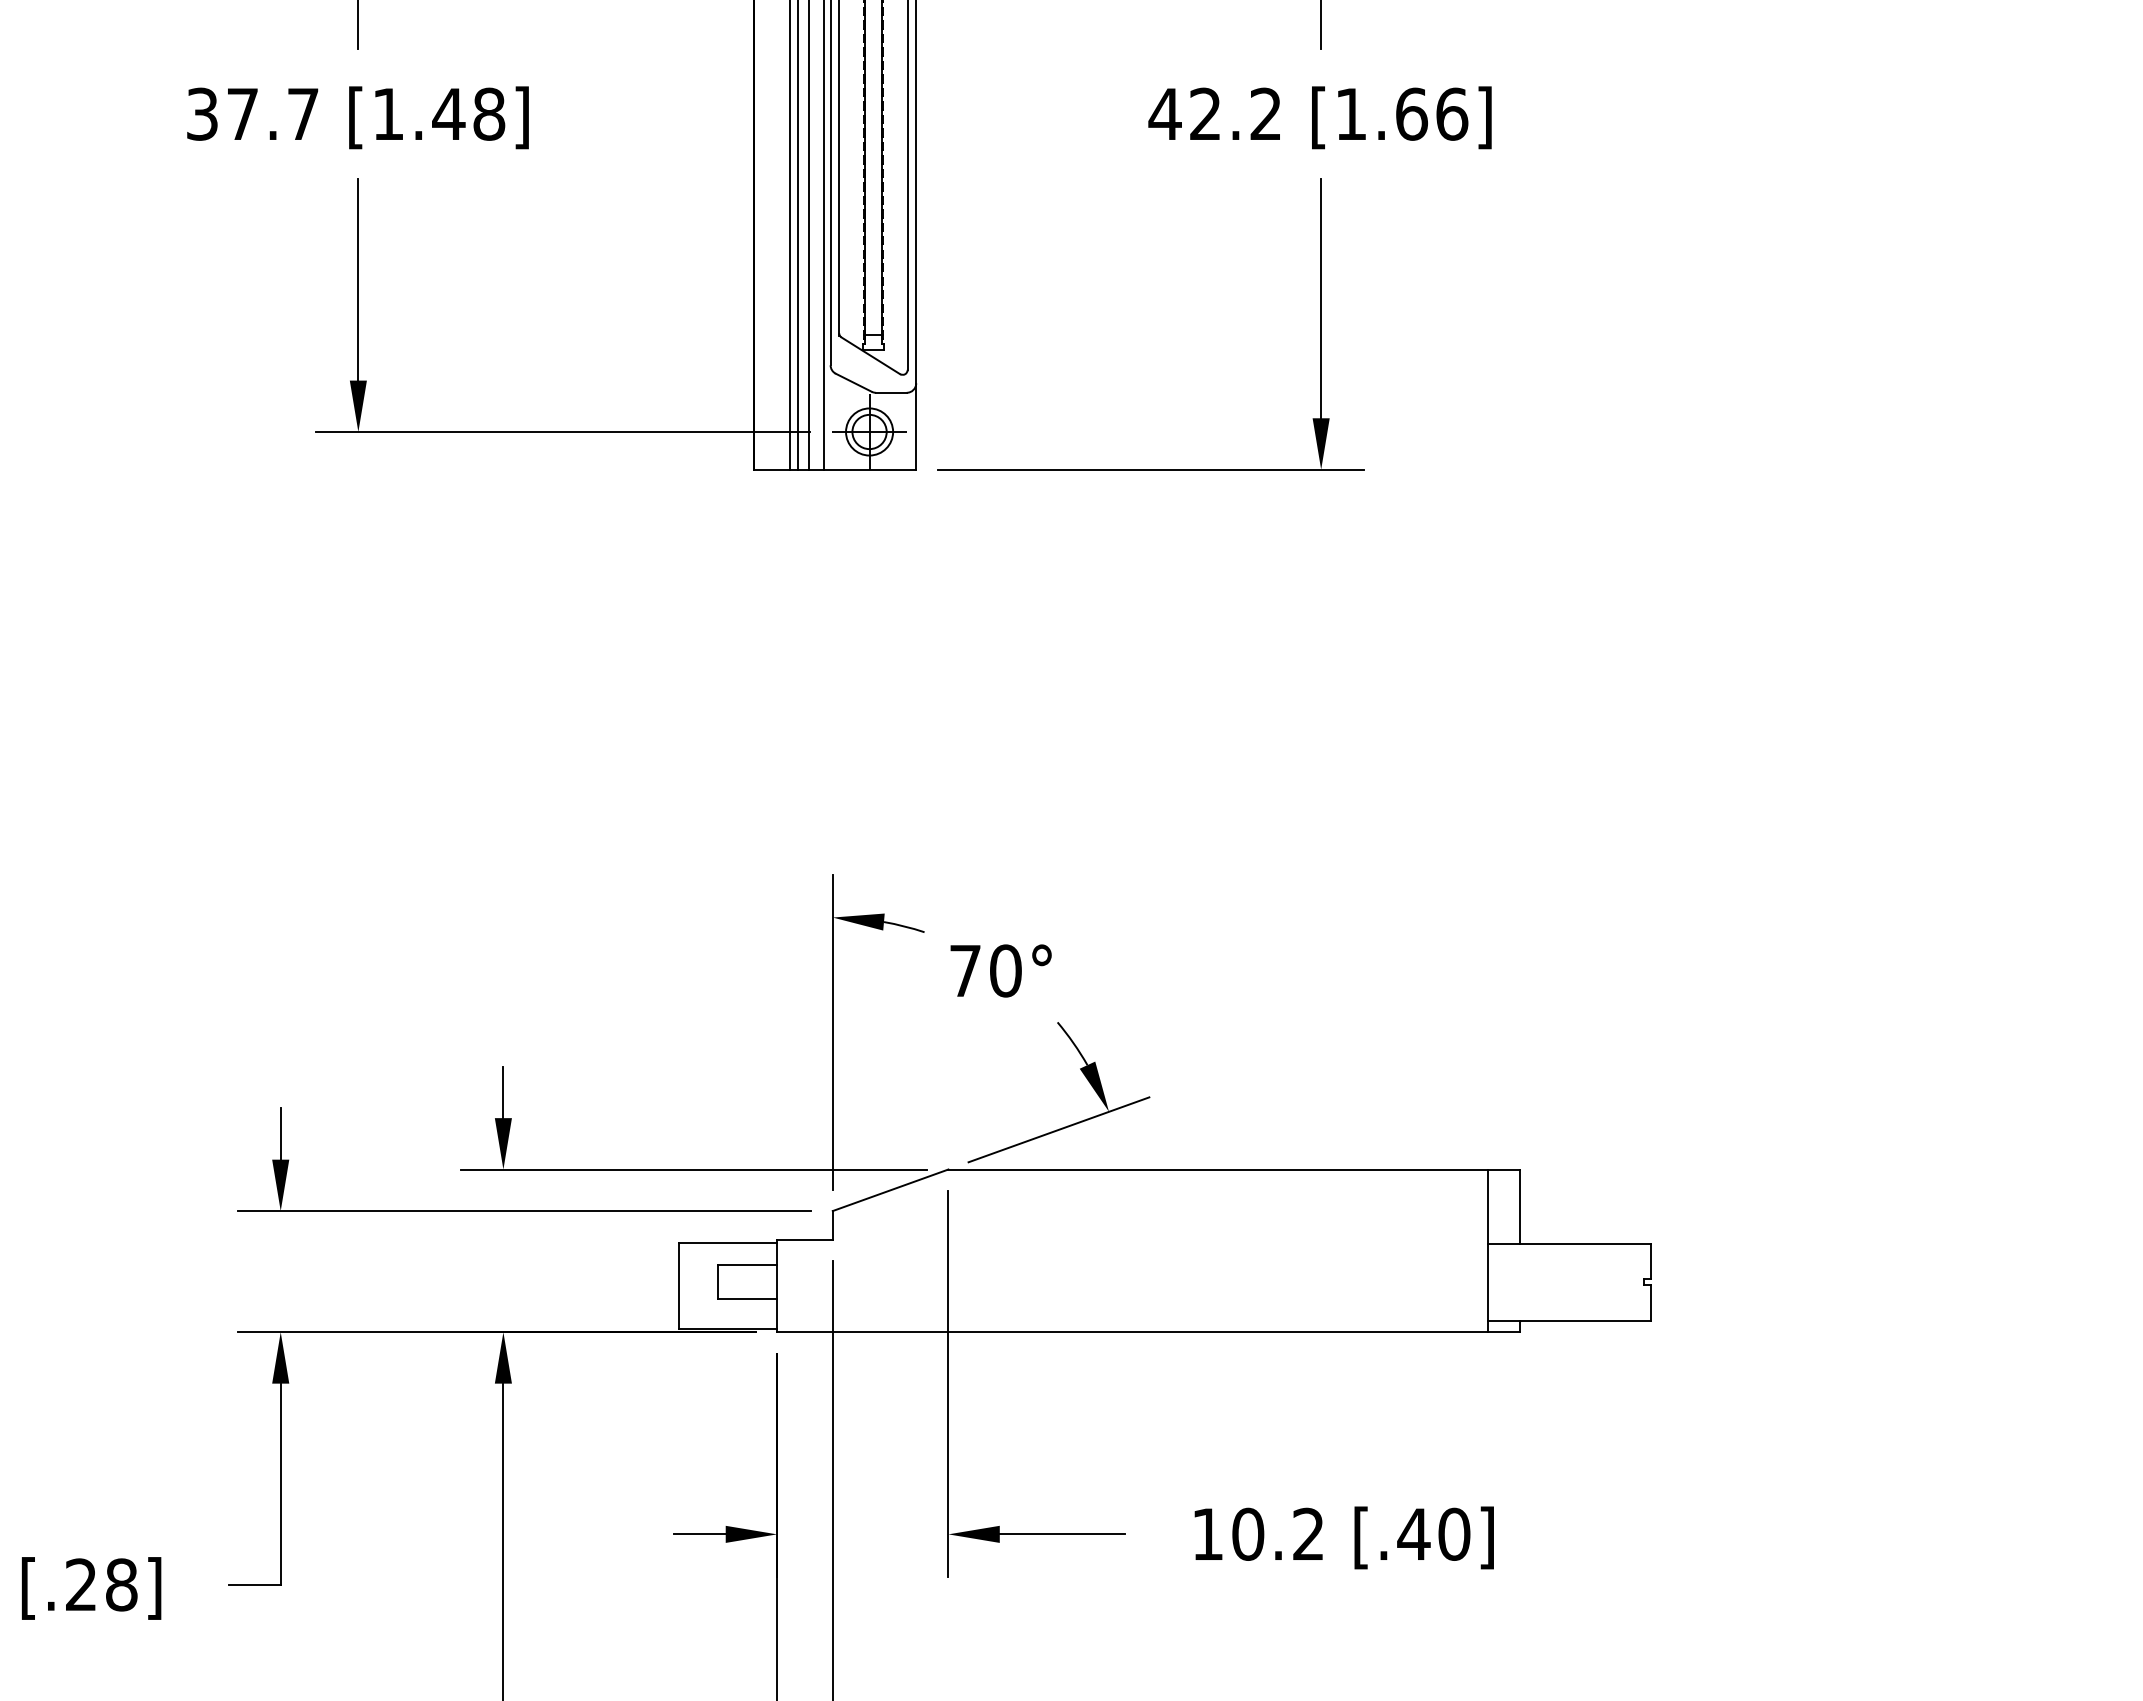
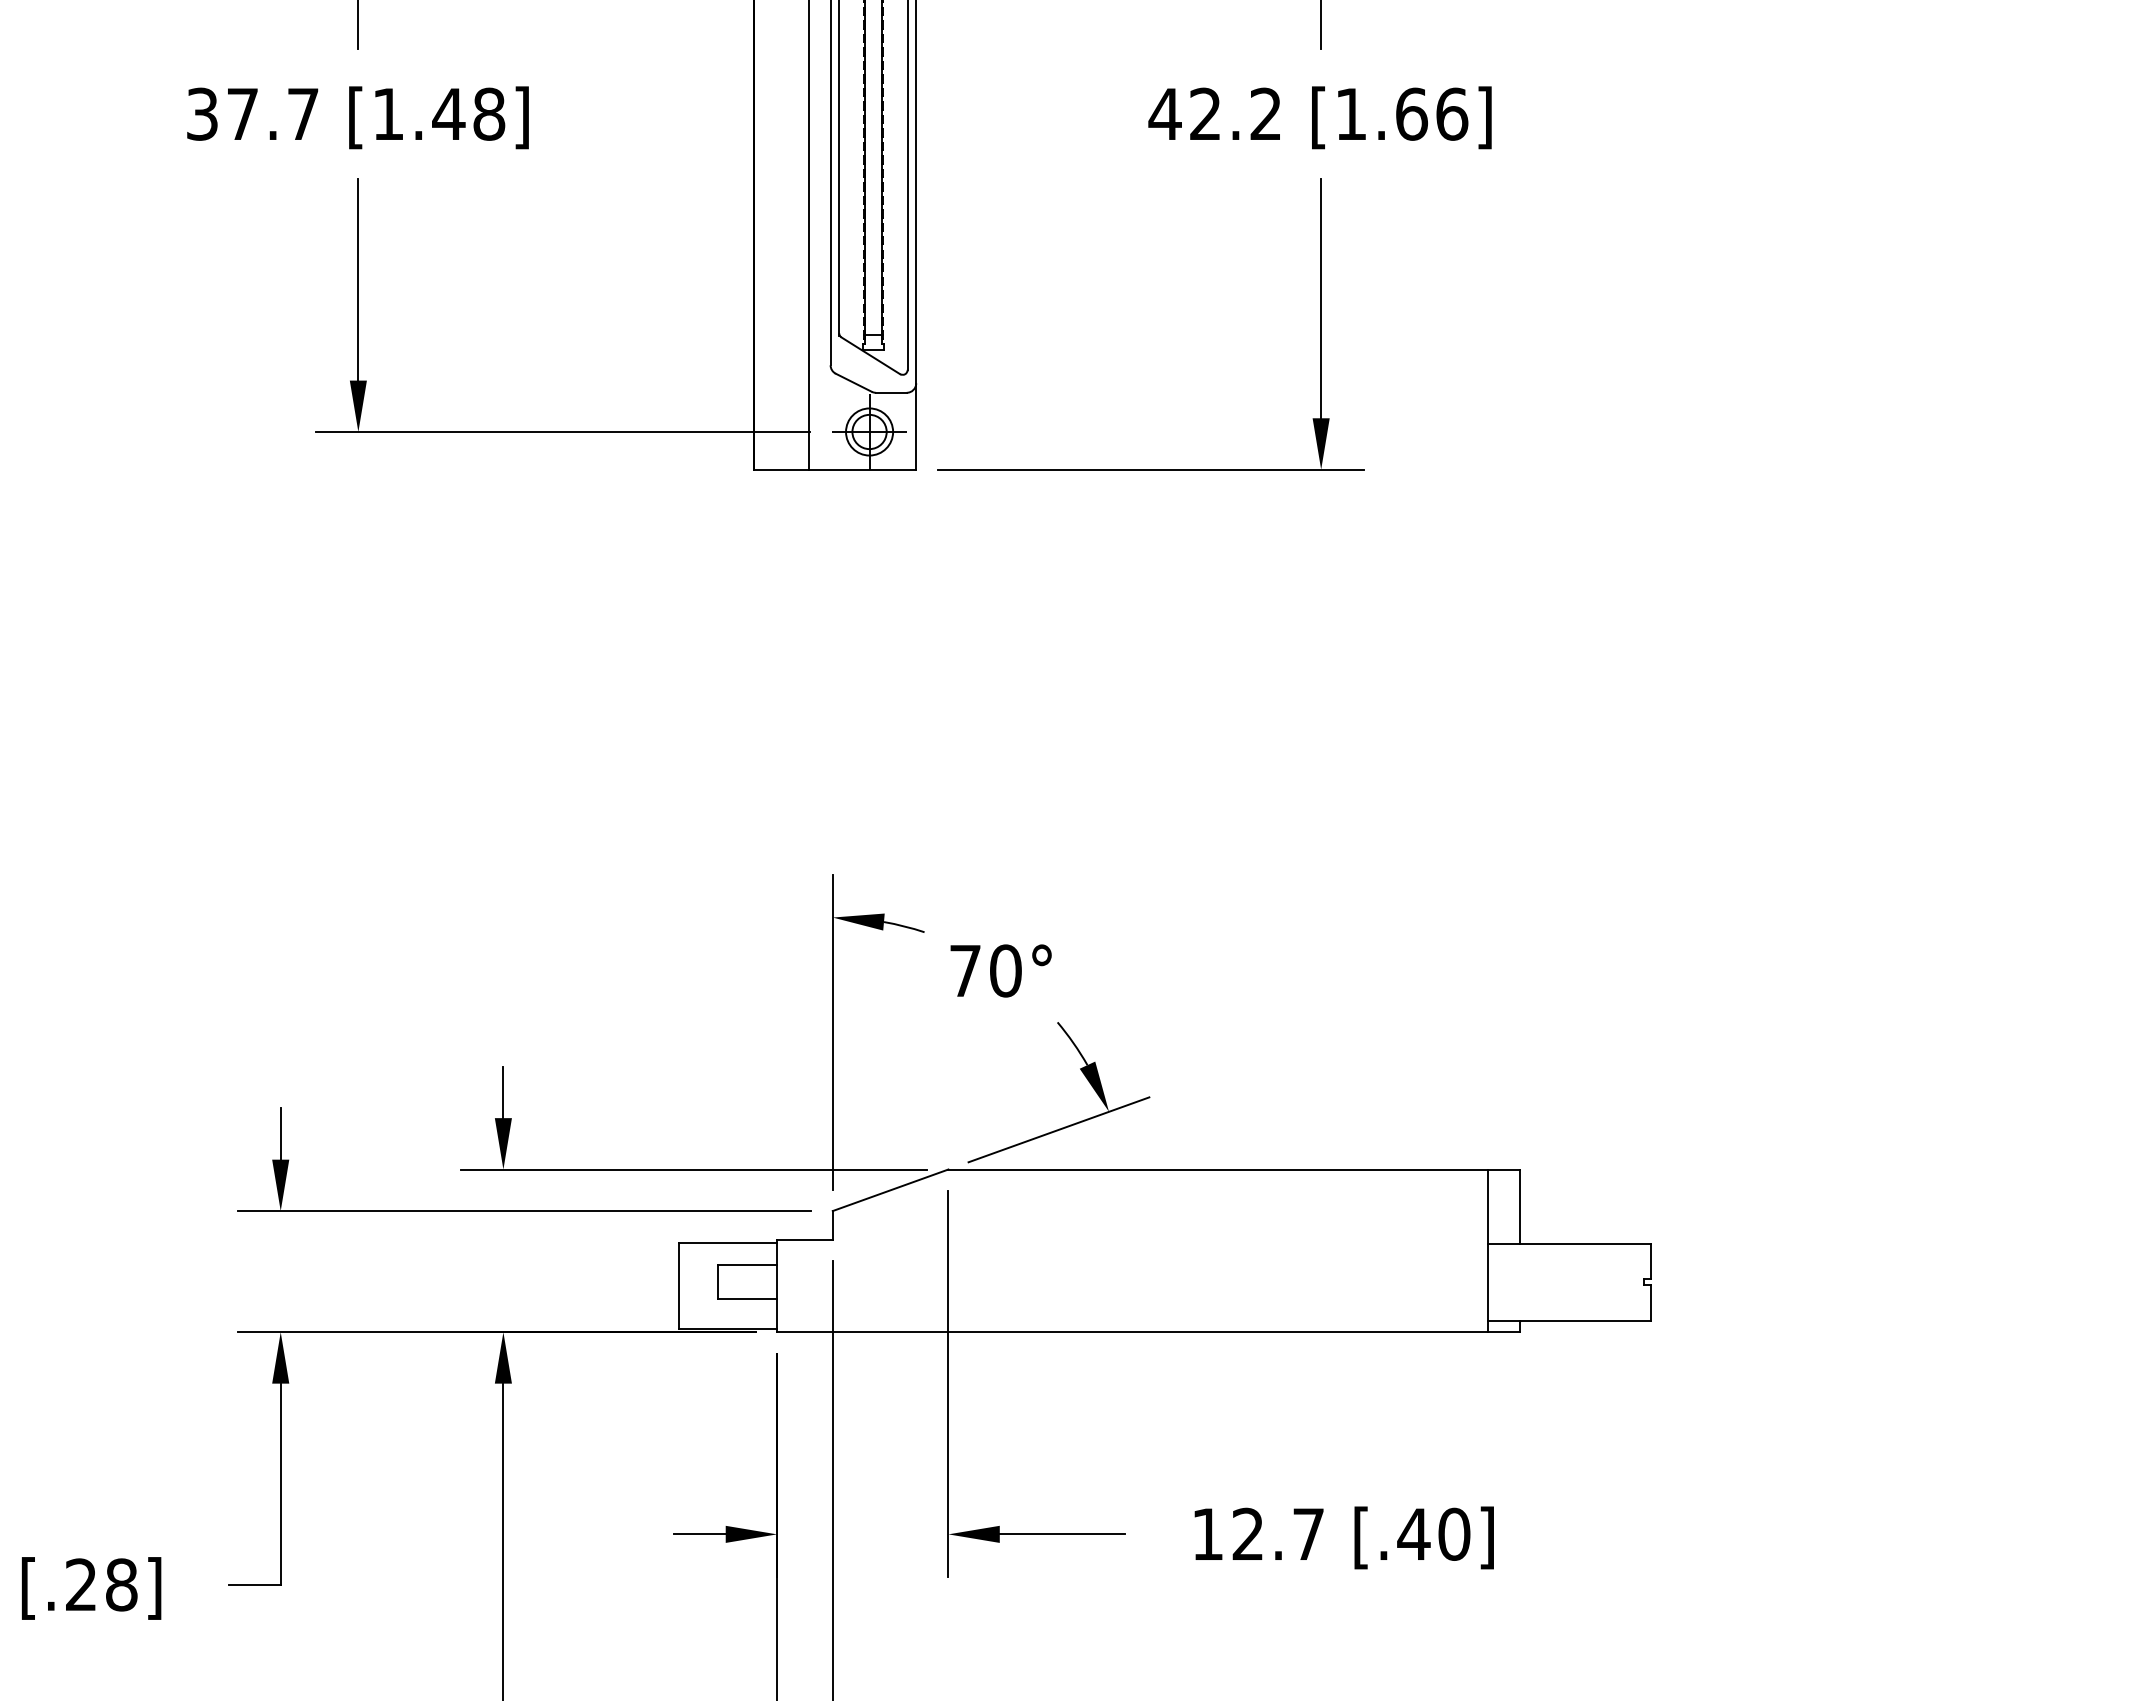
line: present -> none (790, 235)
line: present -> none (798, 235)
line: present -> none (823, 235)
text: 10.2 -> 12.7 (1277, 1533)
